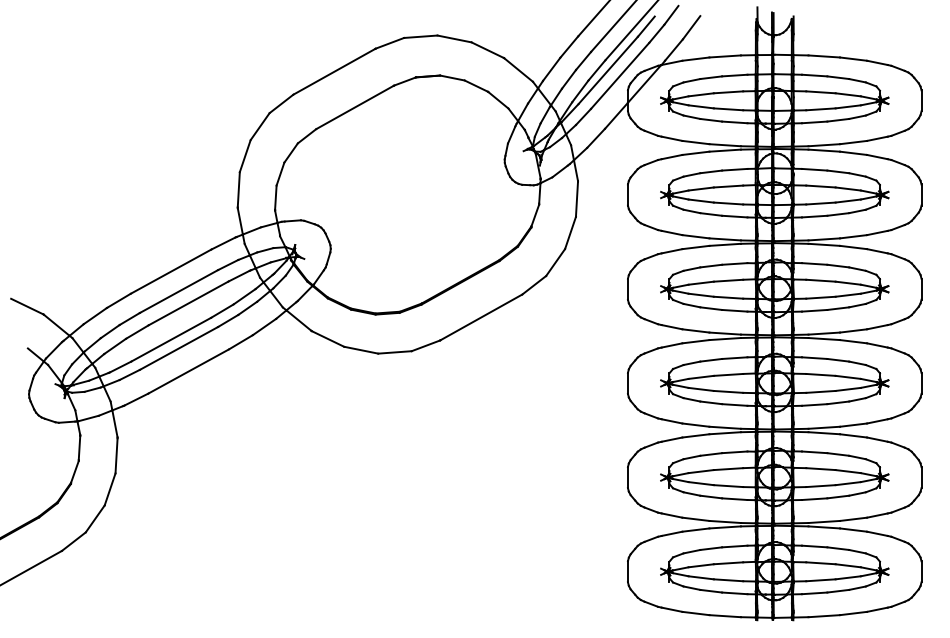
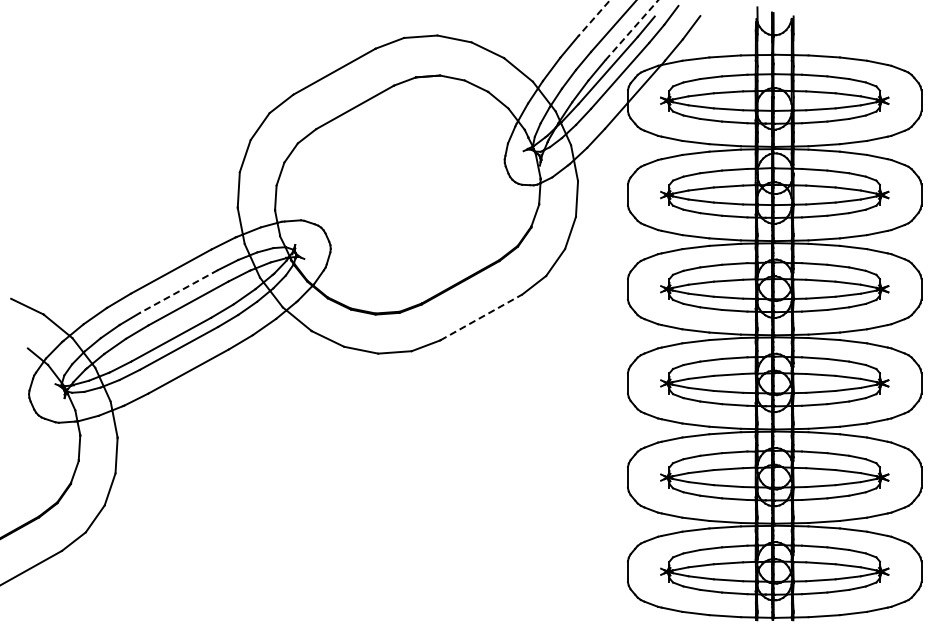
line: solid -> dashed (594, 18)
line: solid -> dashed (631, 30)
line: solid -> dashed (178, 291)
line: solid -> dashed (481, 317)
